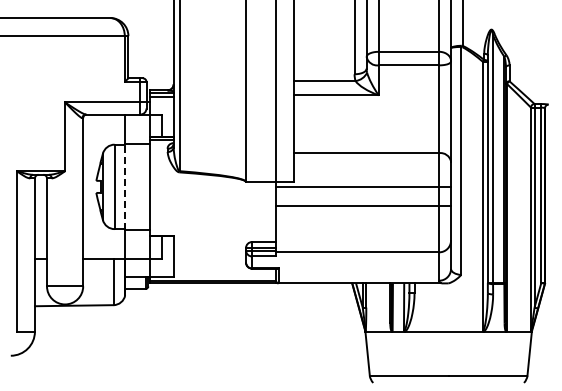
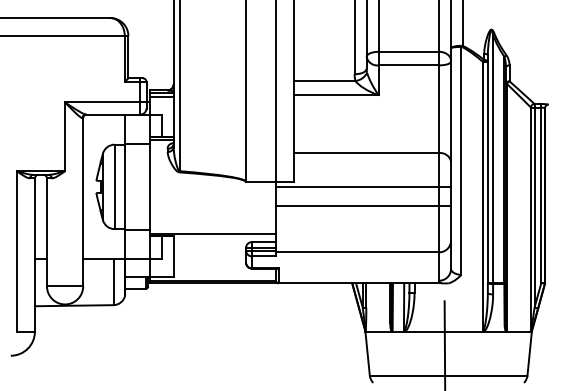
line: dashed -> solid (125, 186)
line: none -> present (212, 233)
line: none -> present (444, 343)
